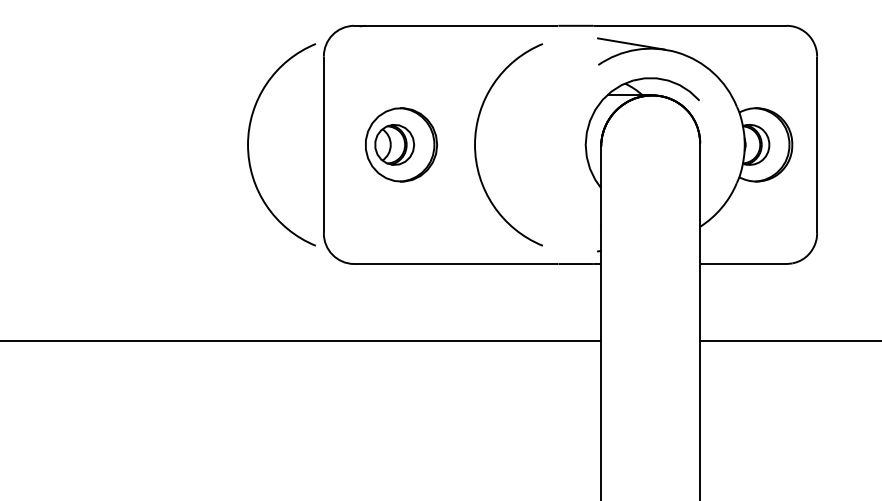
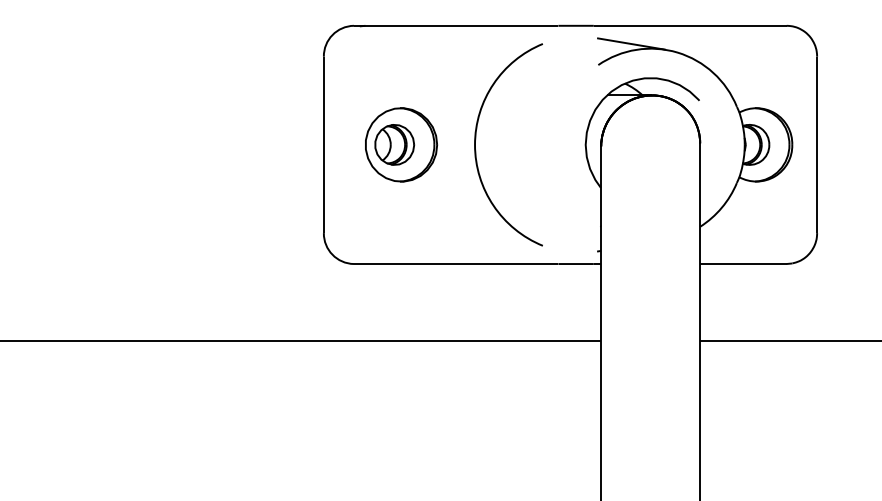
curve: present -> none (249, 139)
